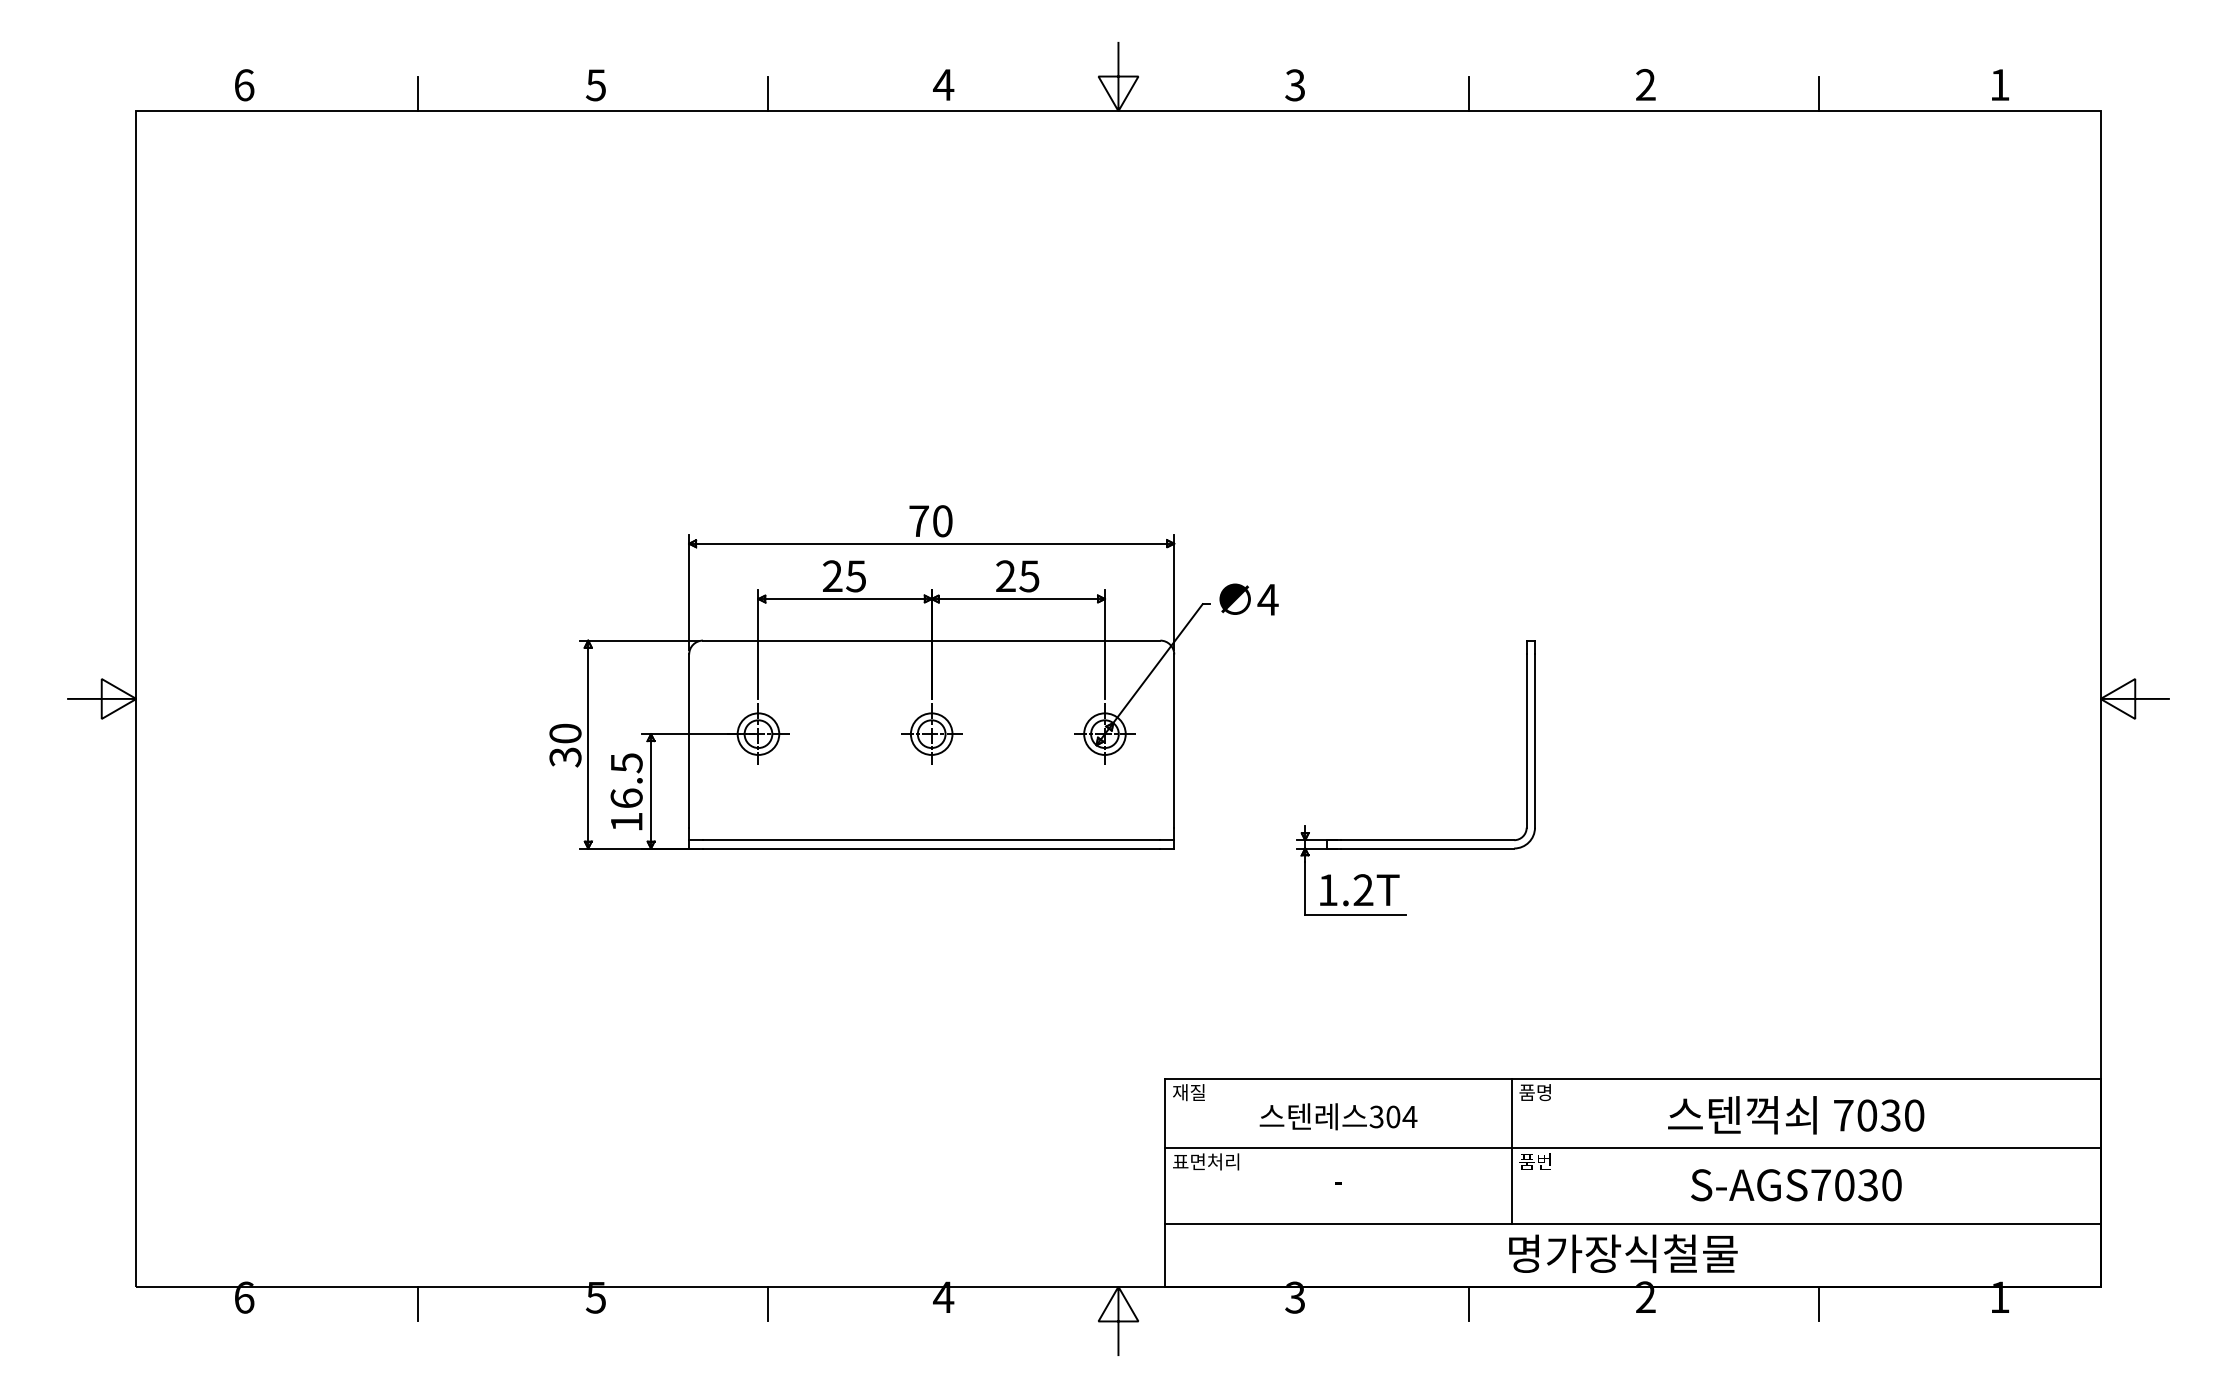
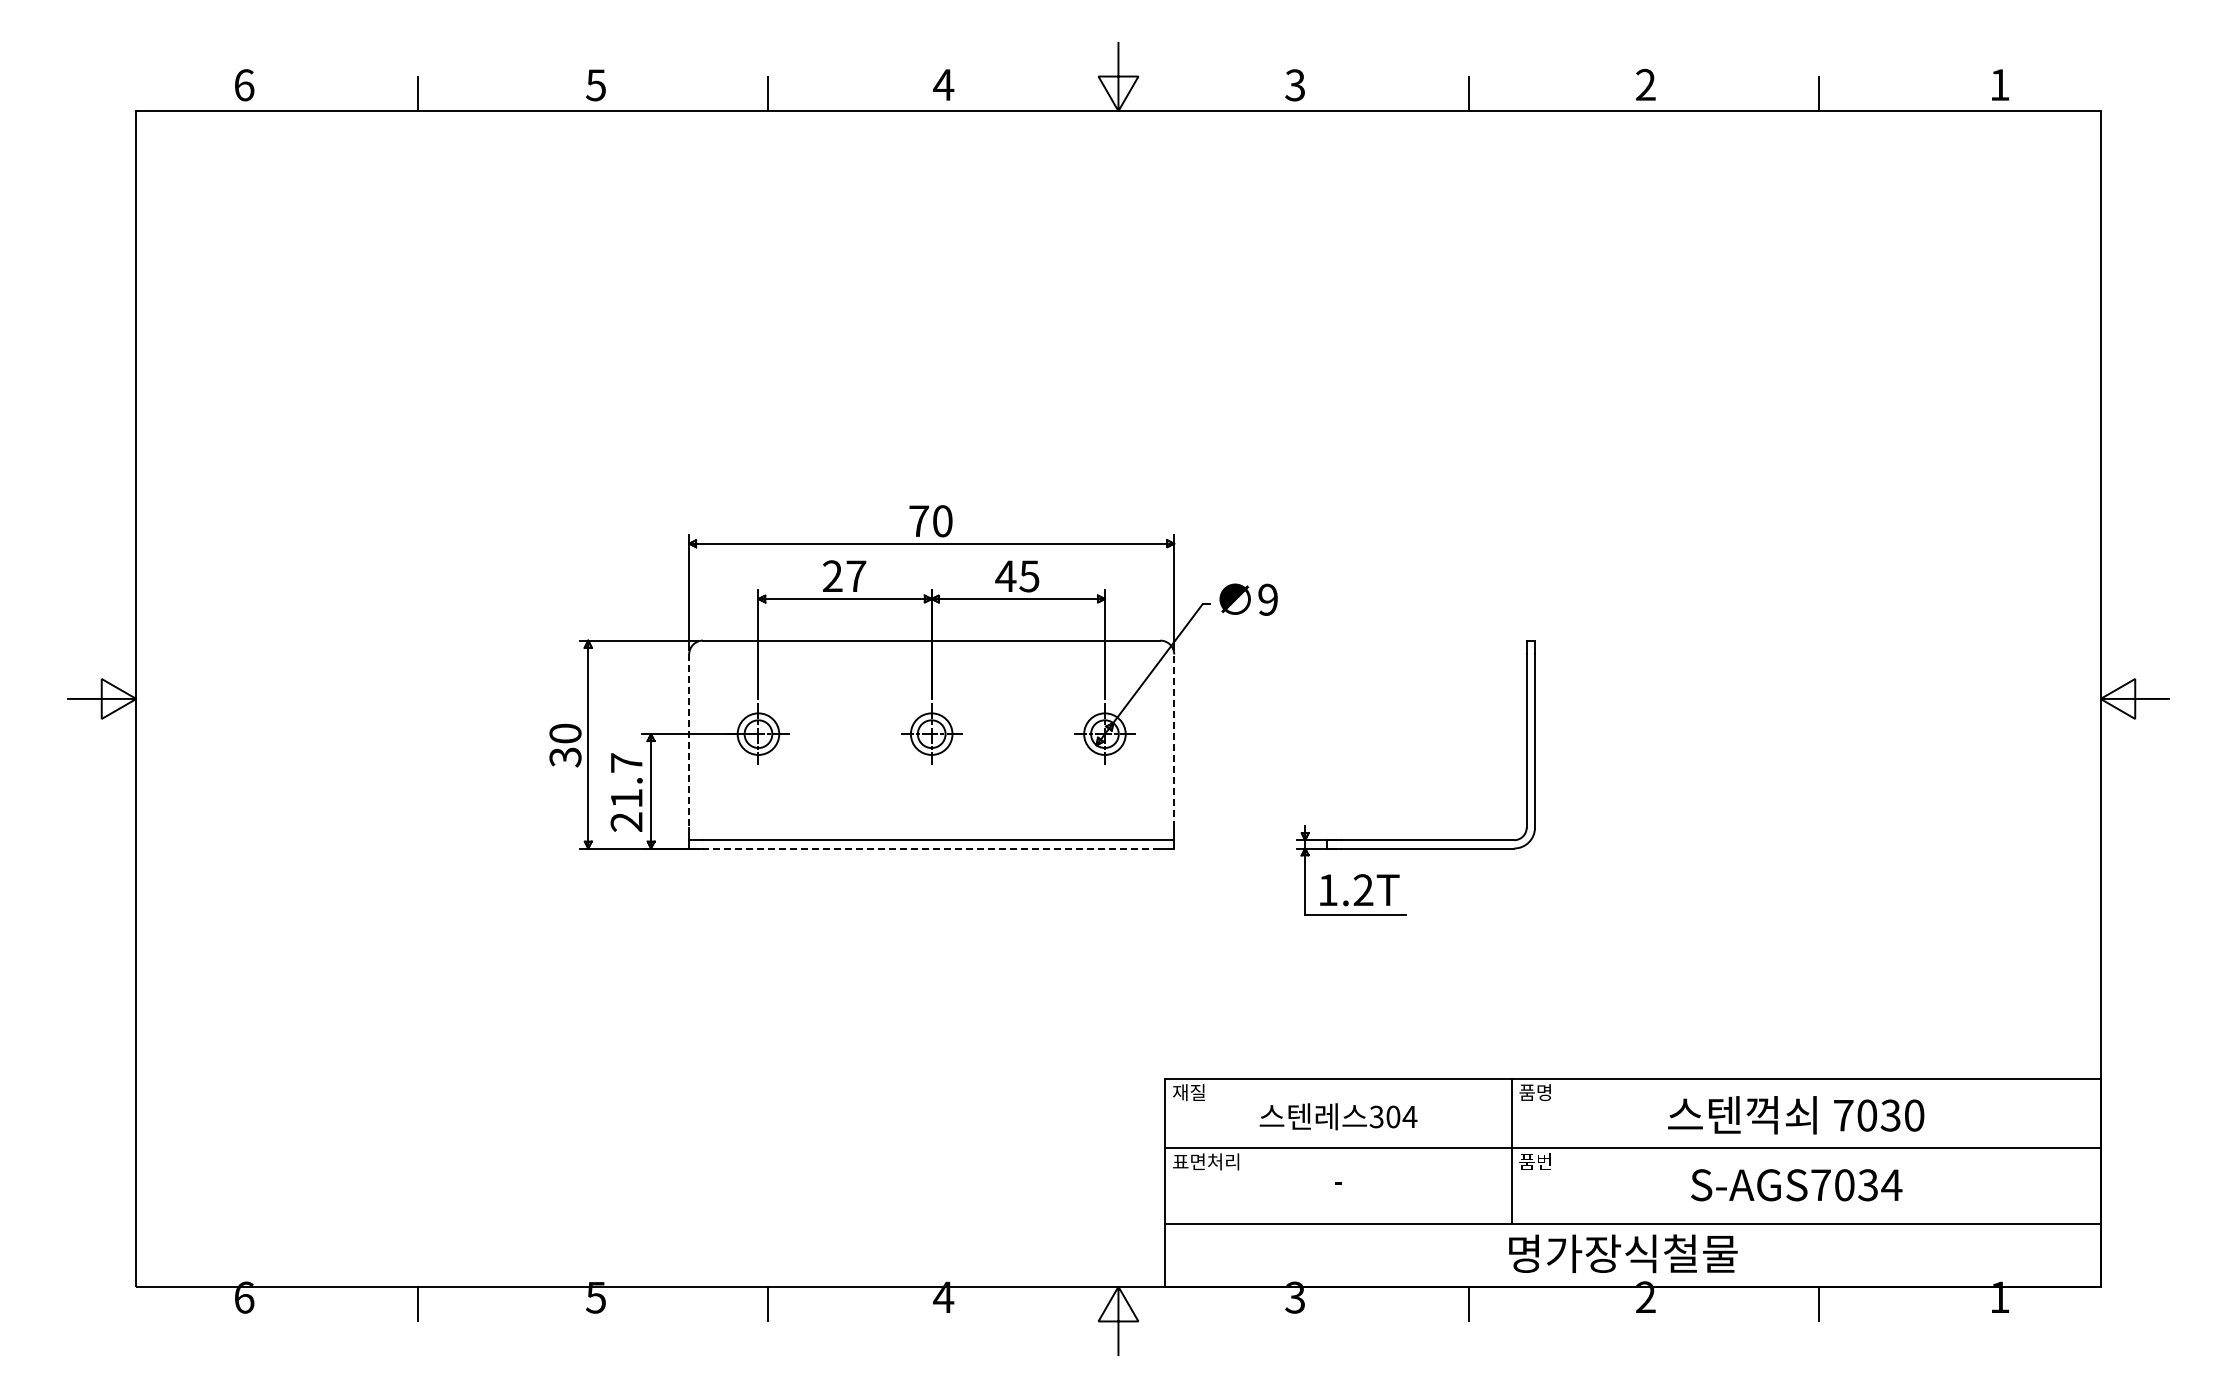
text: 25 -> 45 (1005, 575)
text: 25 -> 27 (856, 576)
text: 4 -> 9 (1267, 599)
line: solid -> dashed (689, 741)
line: solid -> dashed (1174, 741)
text: 16.5 -> 21.7 (626, 792)
line: solid -> dashed (931, 848)
text: S-AGS7030 -> S-AGS7034 (1891, 1185)
